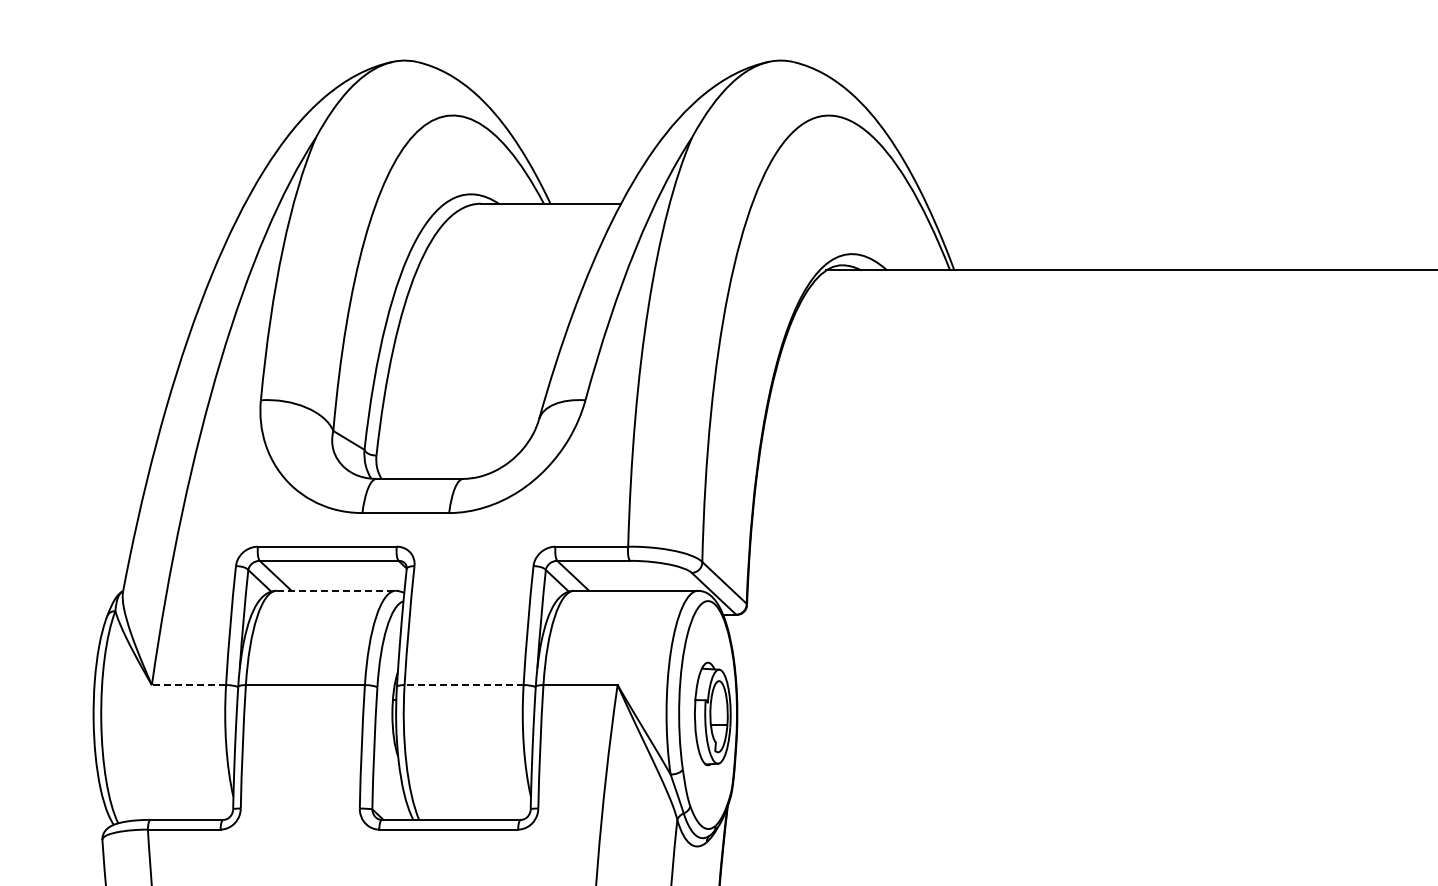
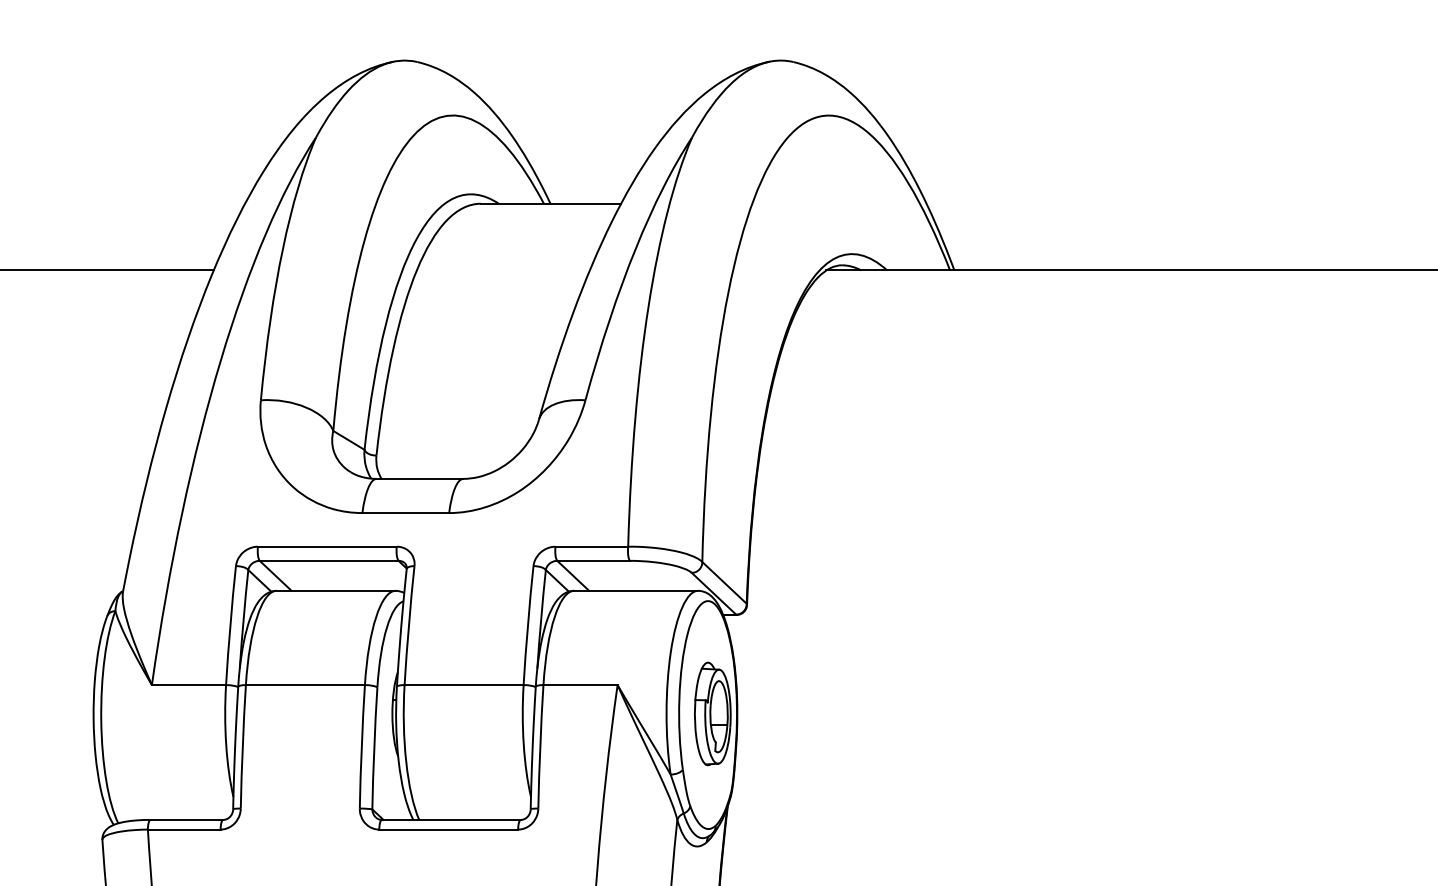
line: none -> present (107, 270)
line: dashed -> solid (336, 590)
line: dashed -> solid (188, 685)
line: dashed -> solid (464, 685)
